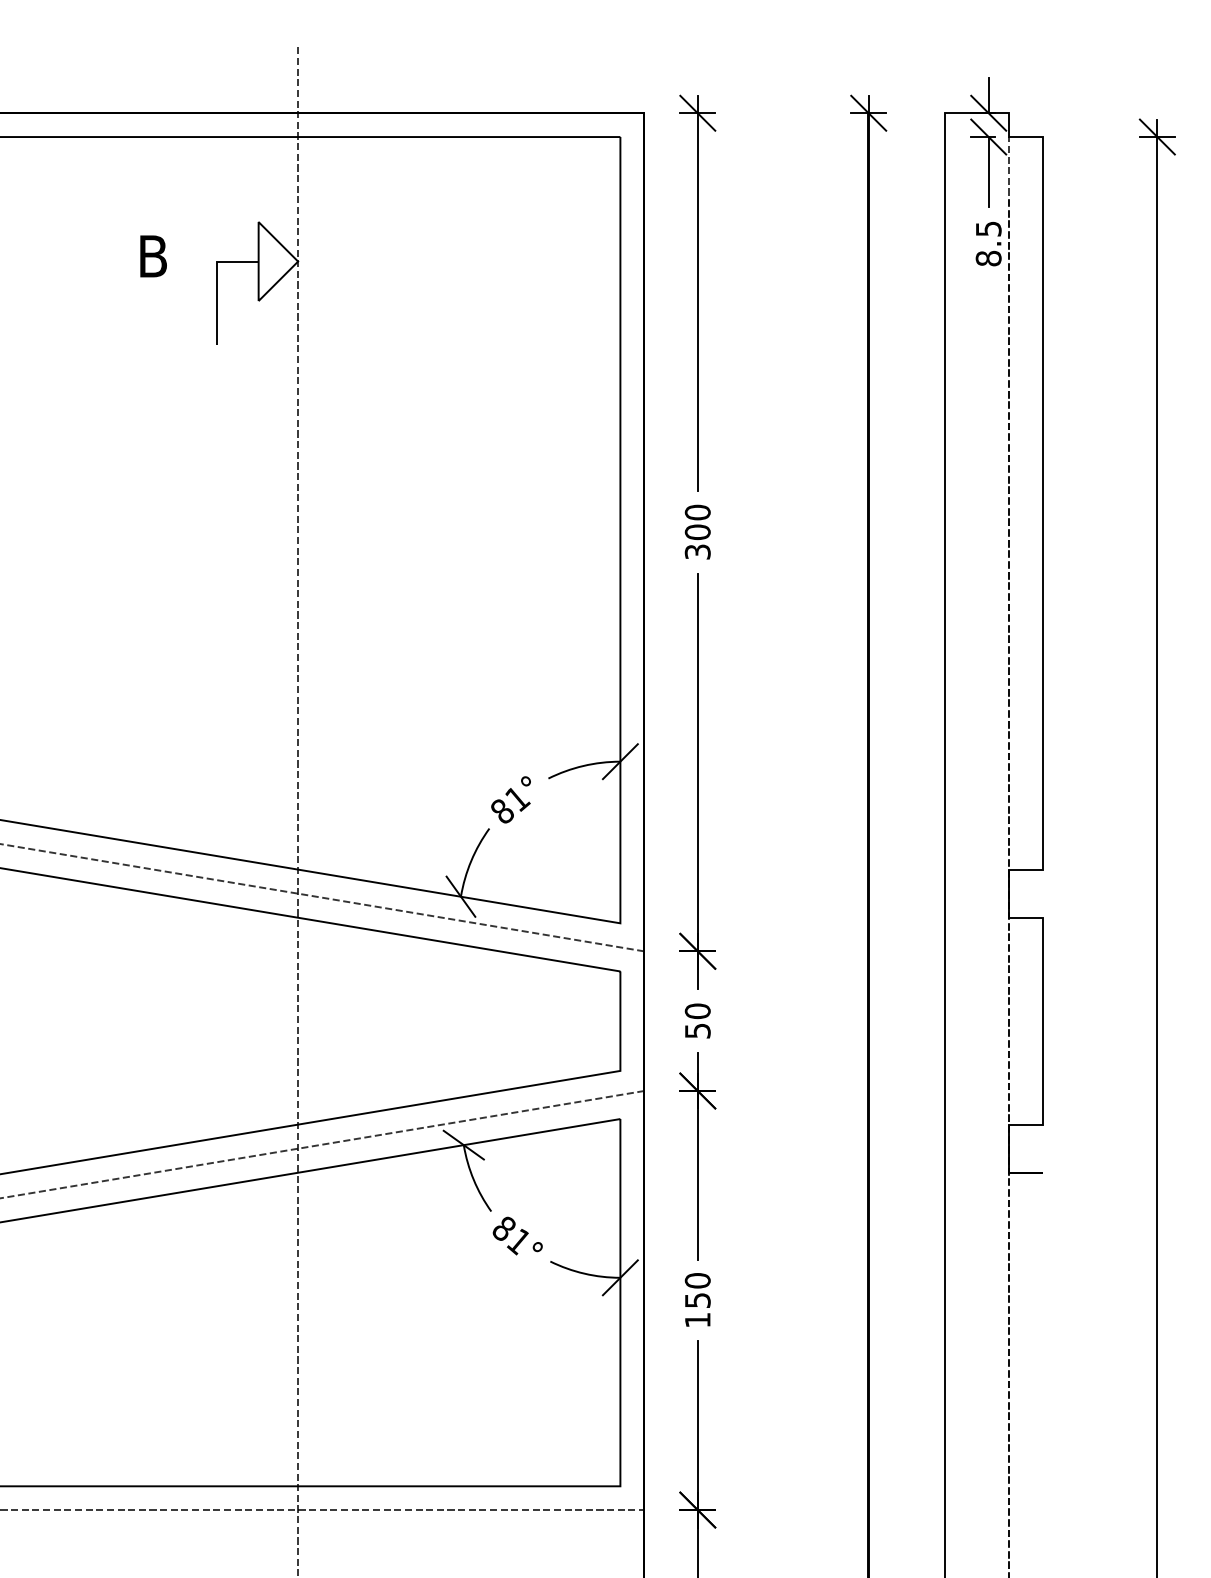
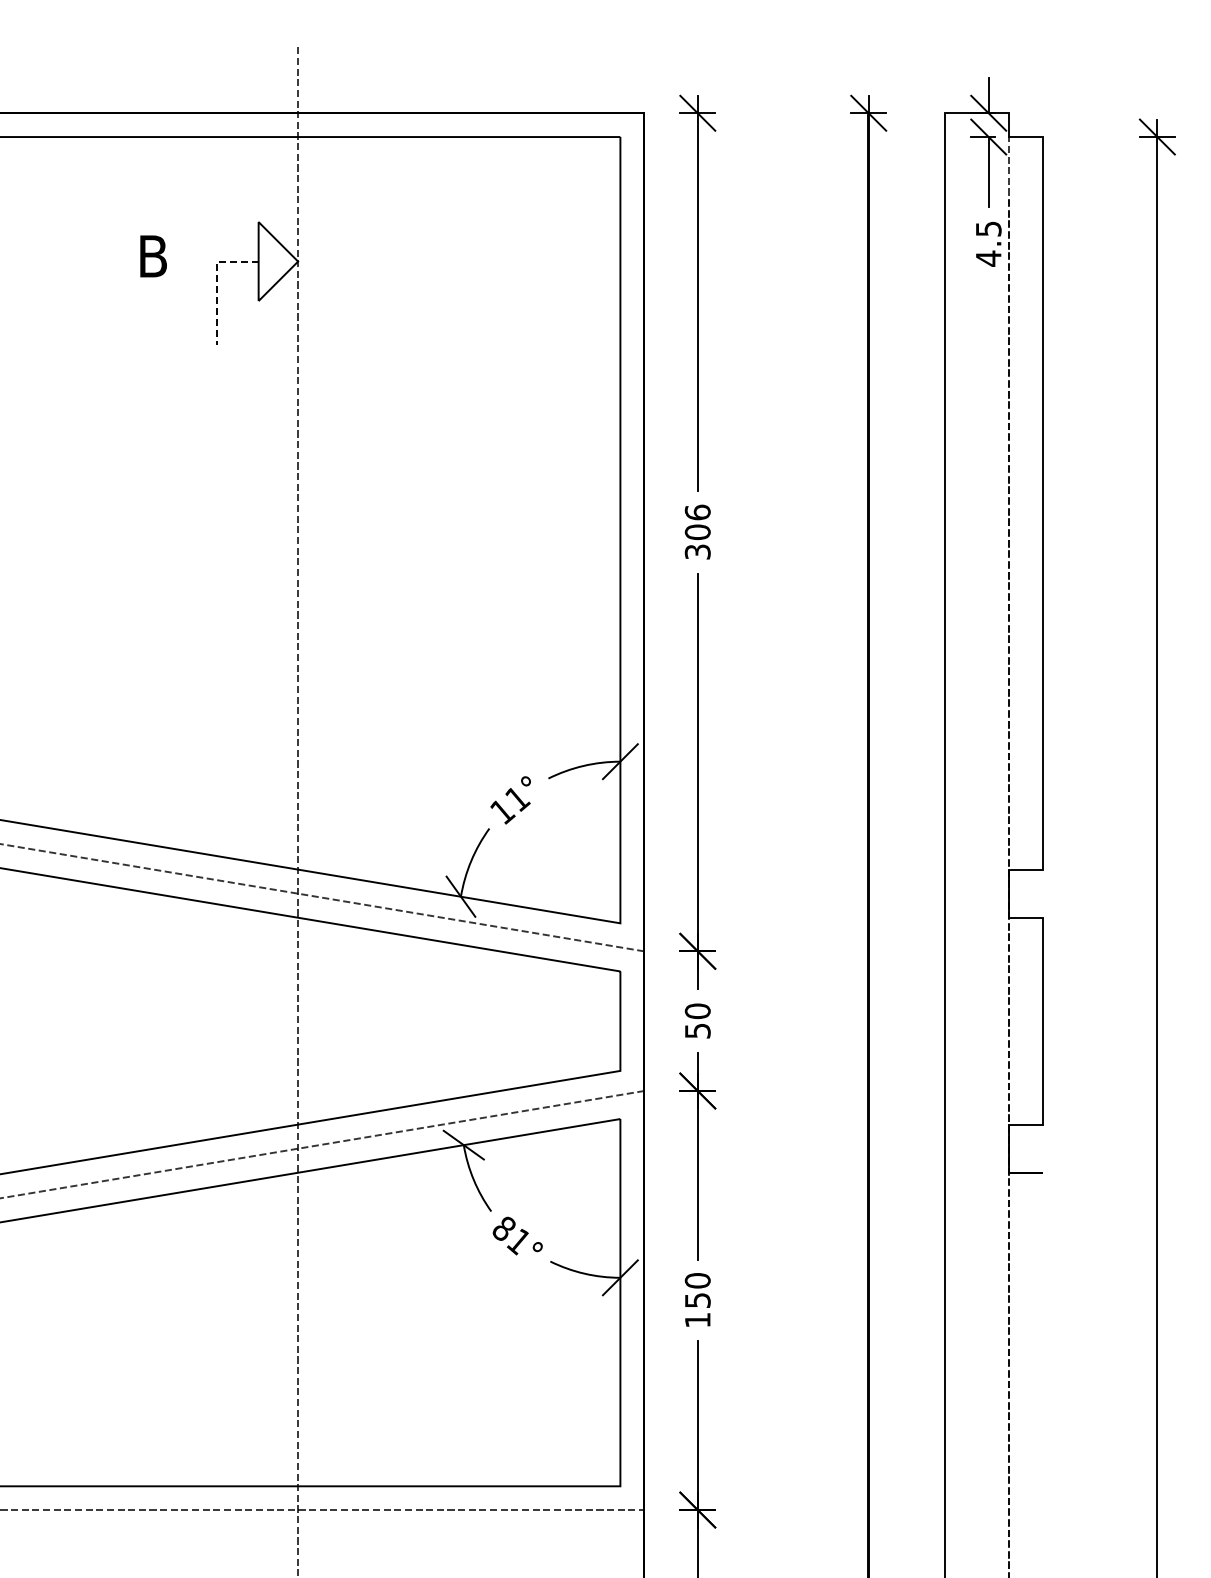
text: 8.5 -> 4.5 (988, 258)
line: solid -> dashed (216, 282)
text: 300 -> 306 (697, 512)
text: 81° -> 11° (502, 811)
